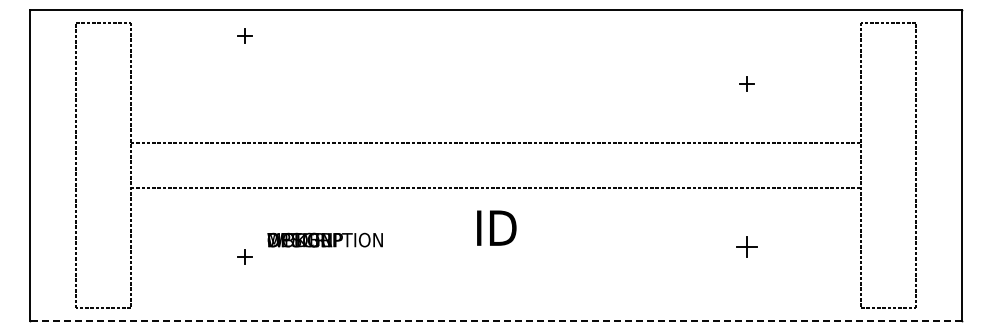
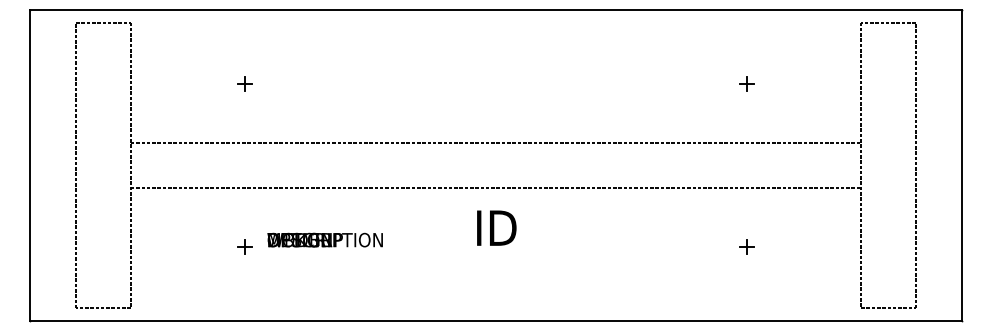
part position: (244, 35) -> (244, 83) (244, 83)
part size: 22x22 px -> 16x16 px (746, 246)
part position: (244, 256) -> (244, 246) (244, 246)
line: dashed -> solid (495, 320)
